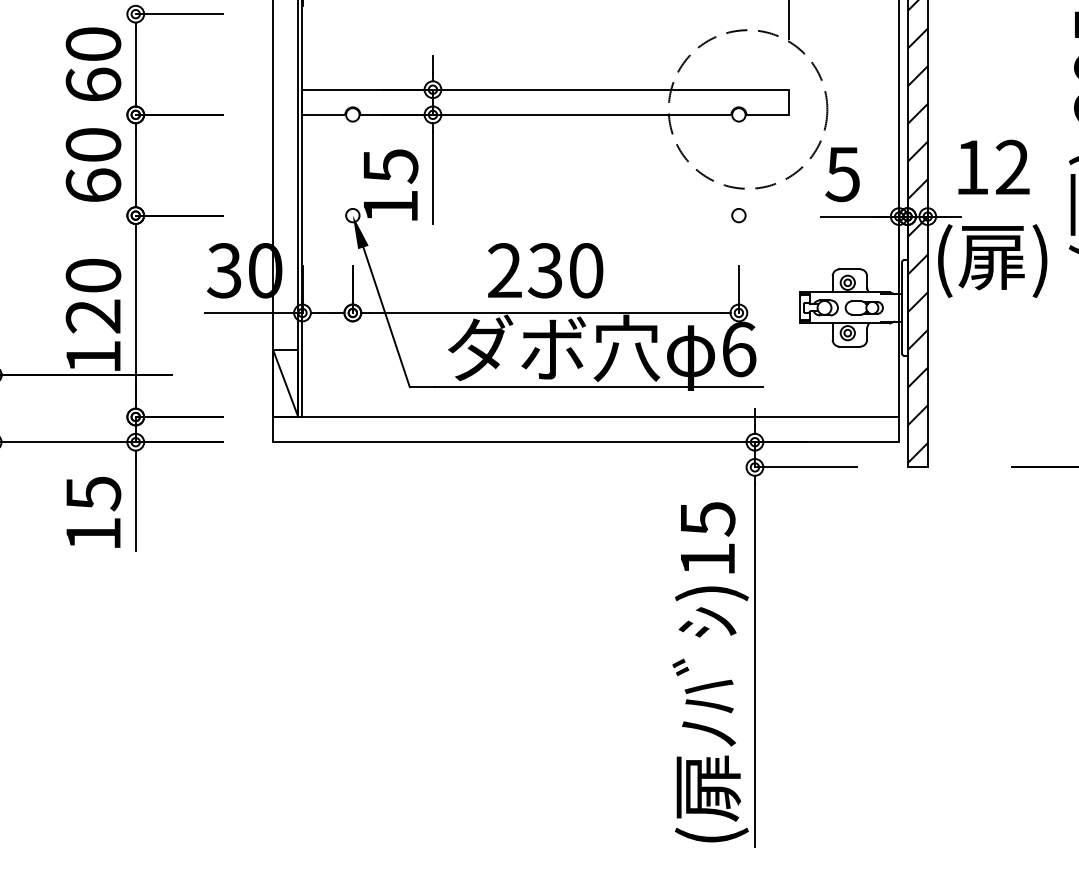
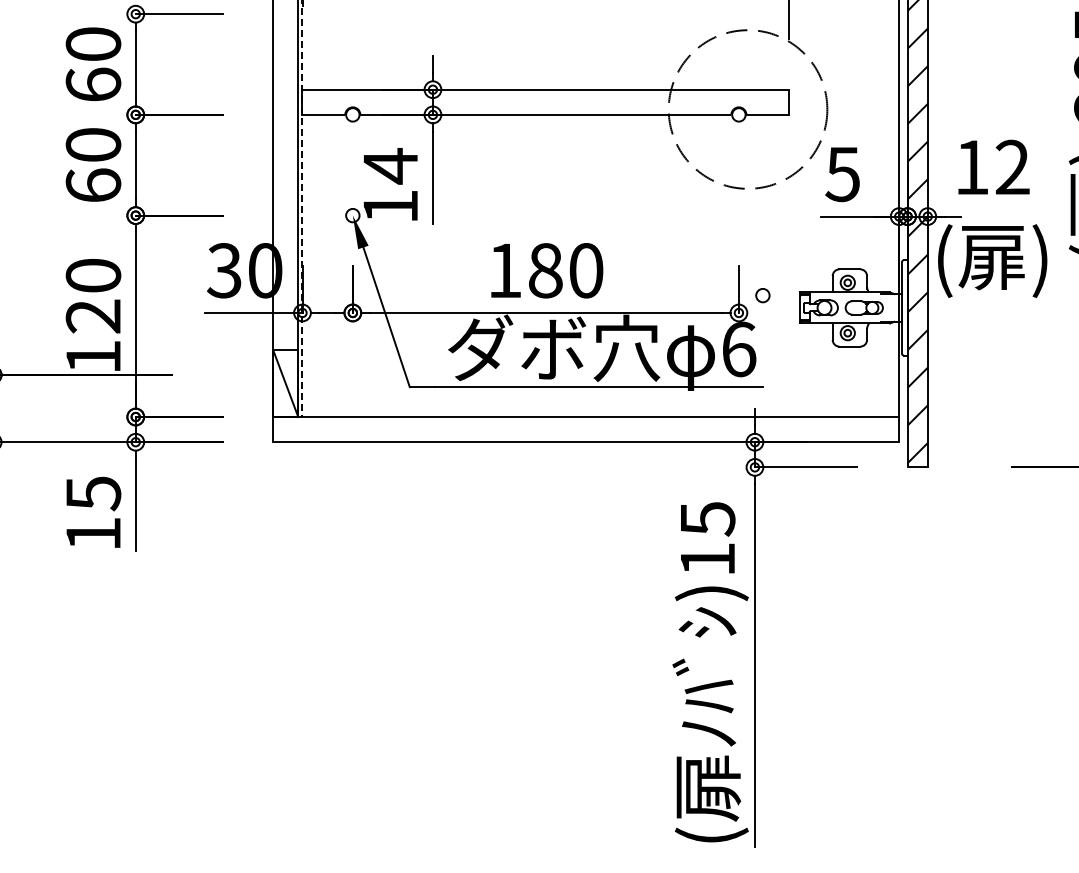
text: 15 -> 14 (390, 166)
line: solid -> dashed (302, 209)
circle position: (738, 215) -> (762, 295) (762, 295)
text: 230 -> 180 (525, 270)
